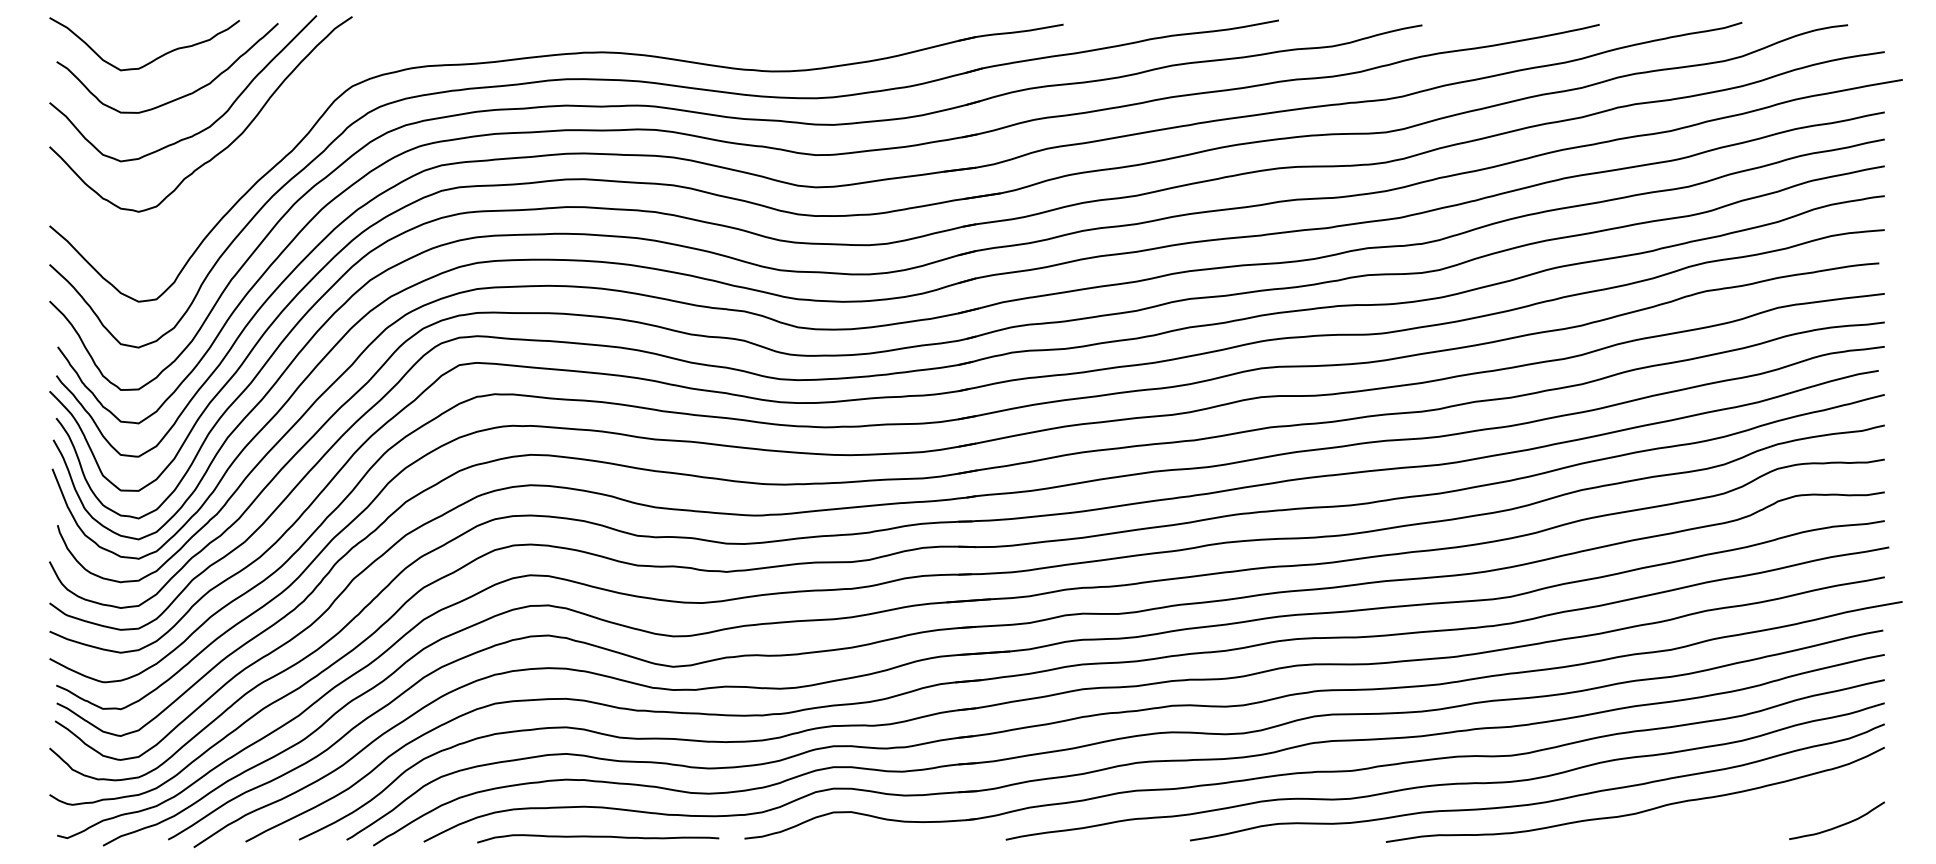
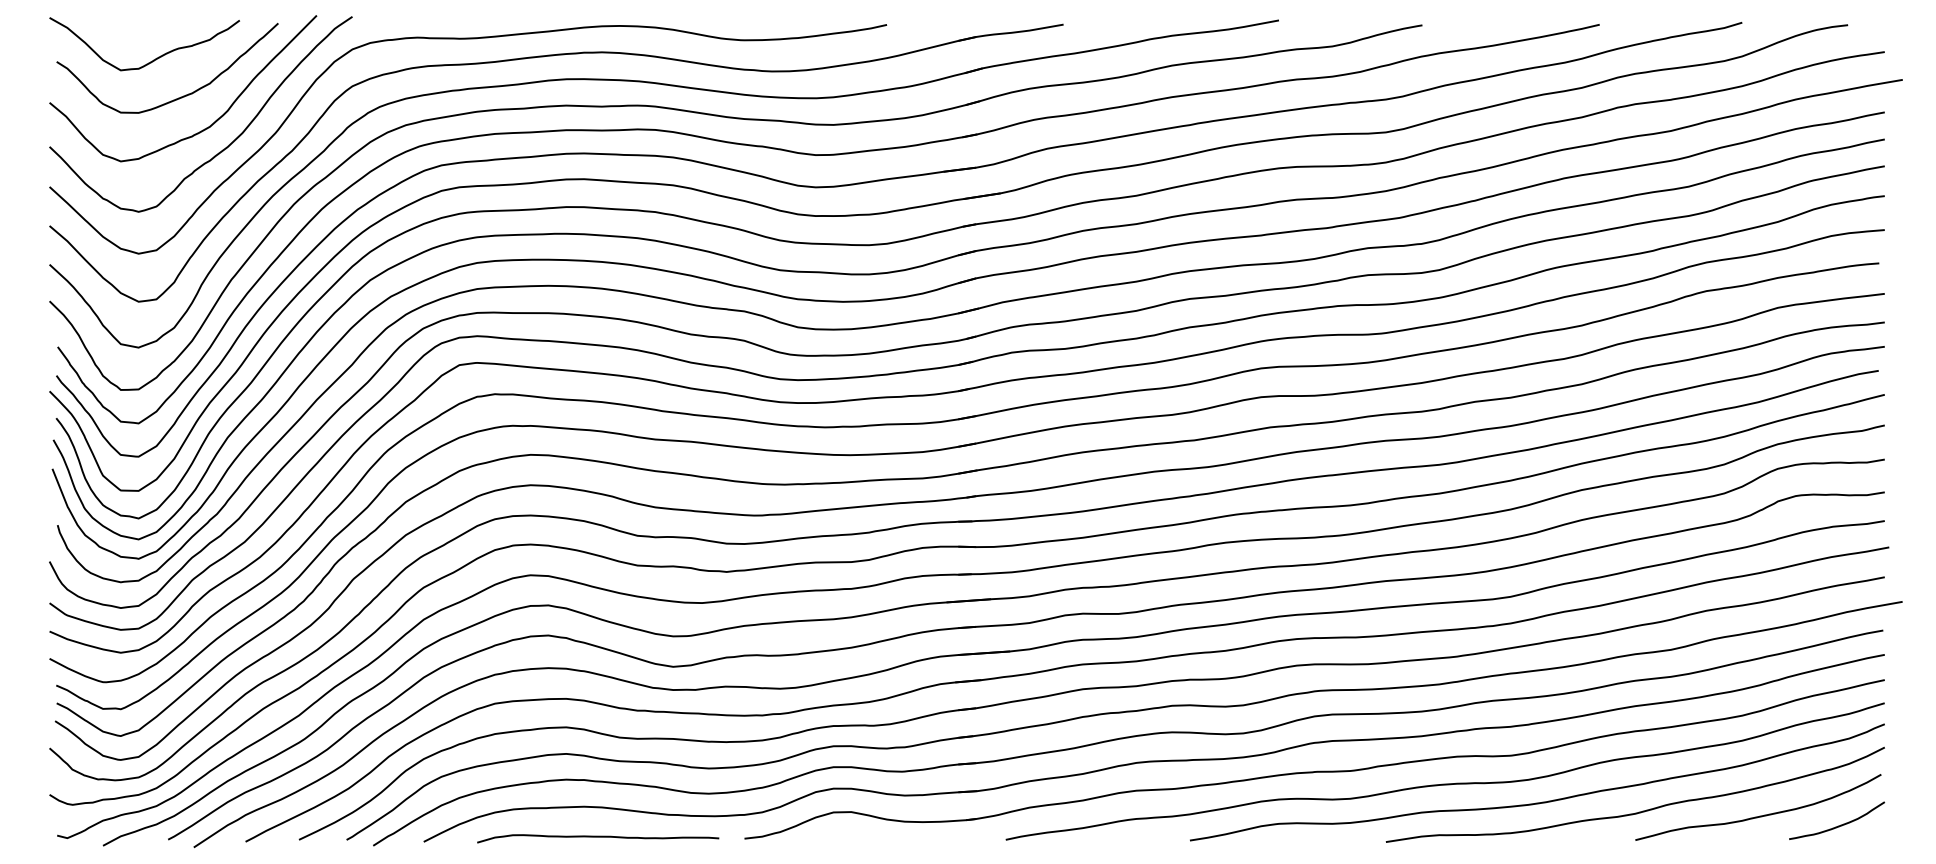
curve: none -> present (468, 39)
curve: none -> present (1759, 815)
